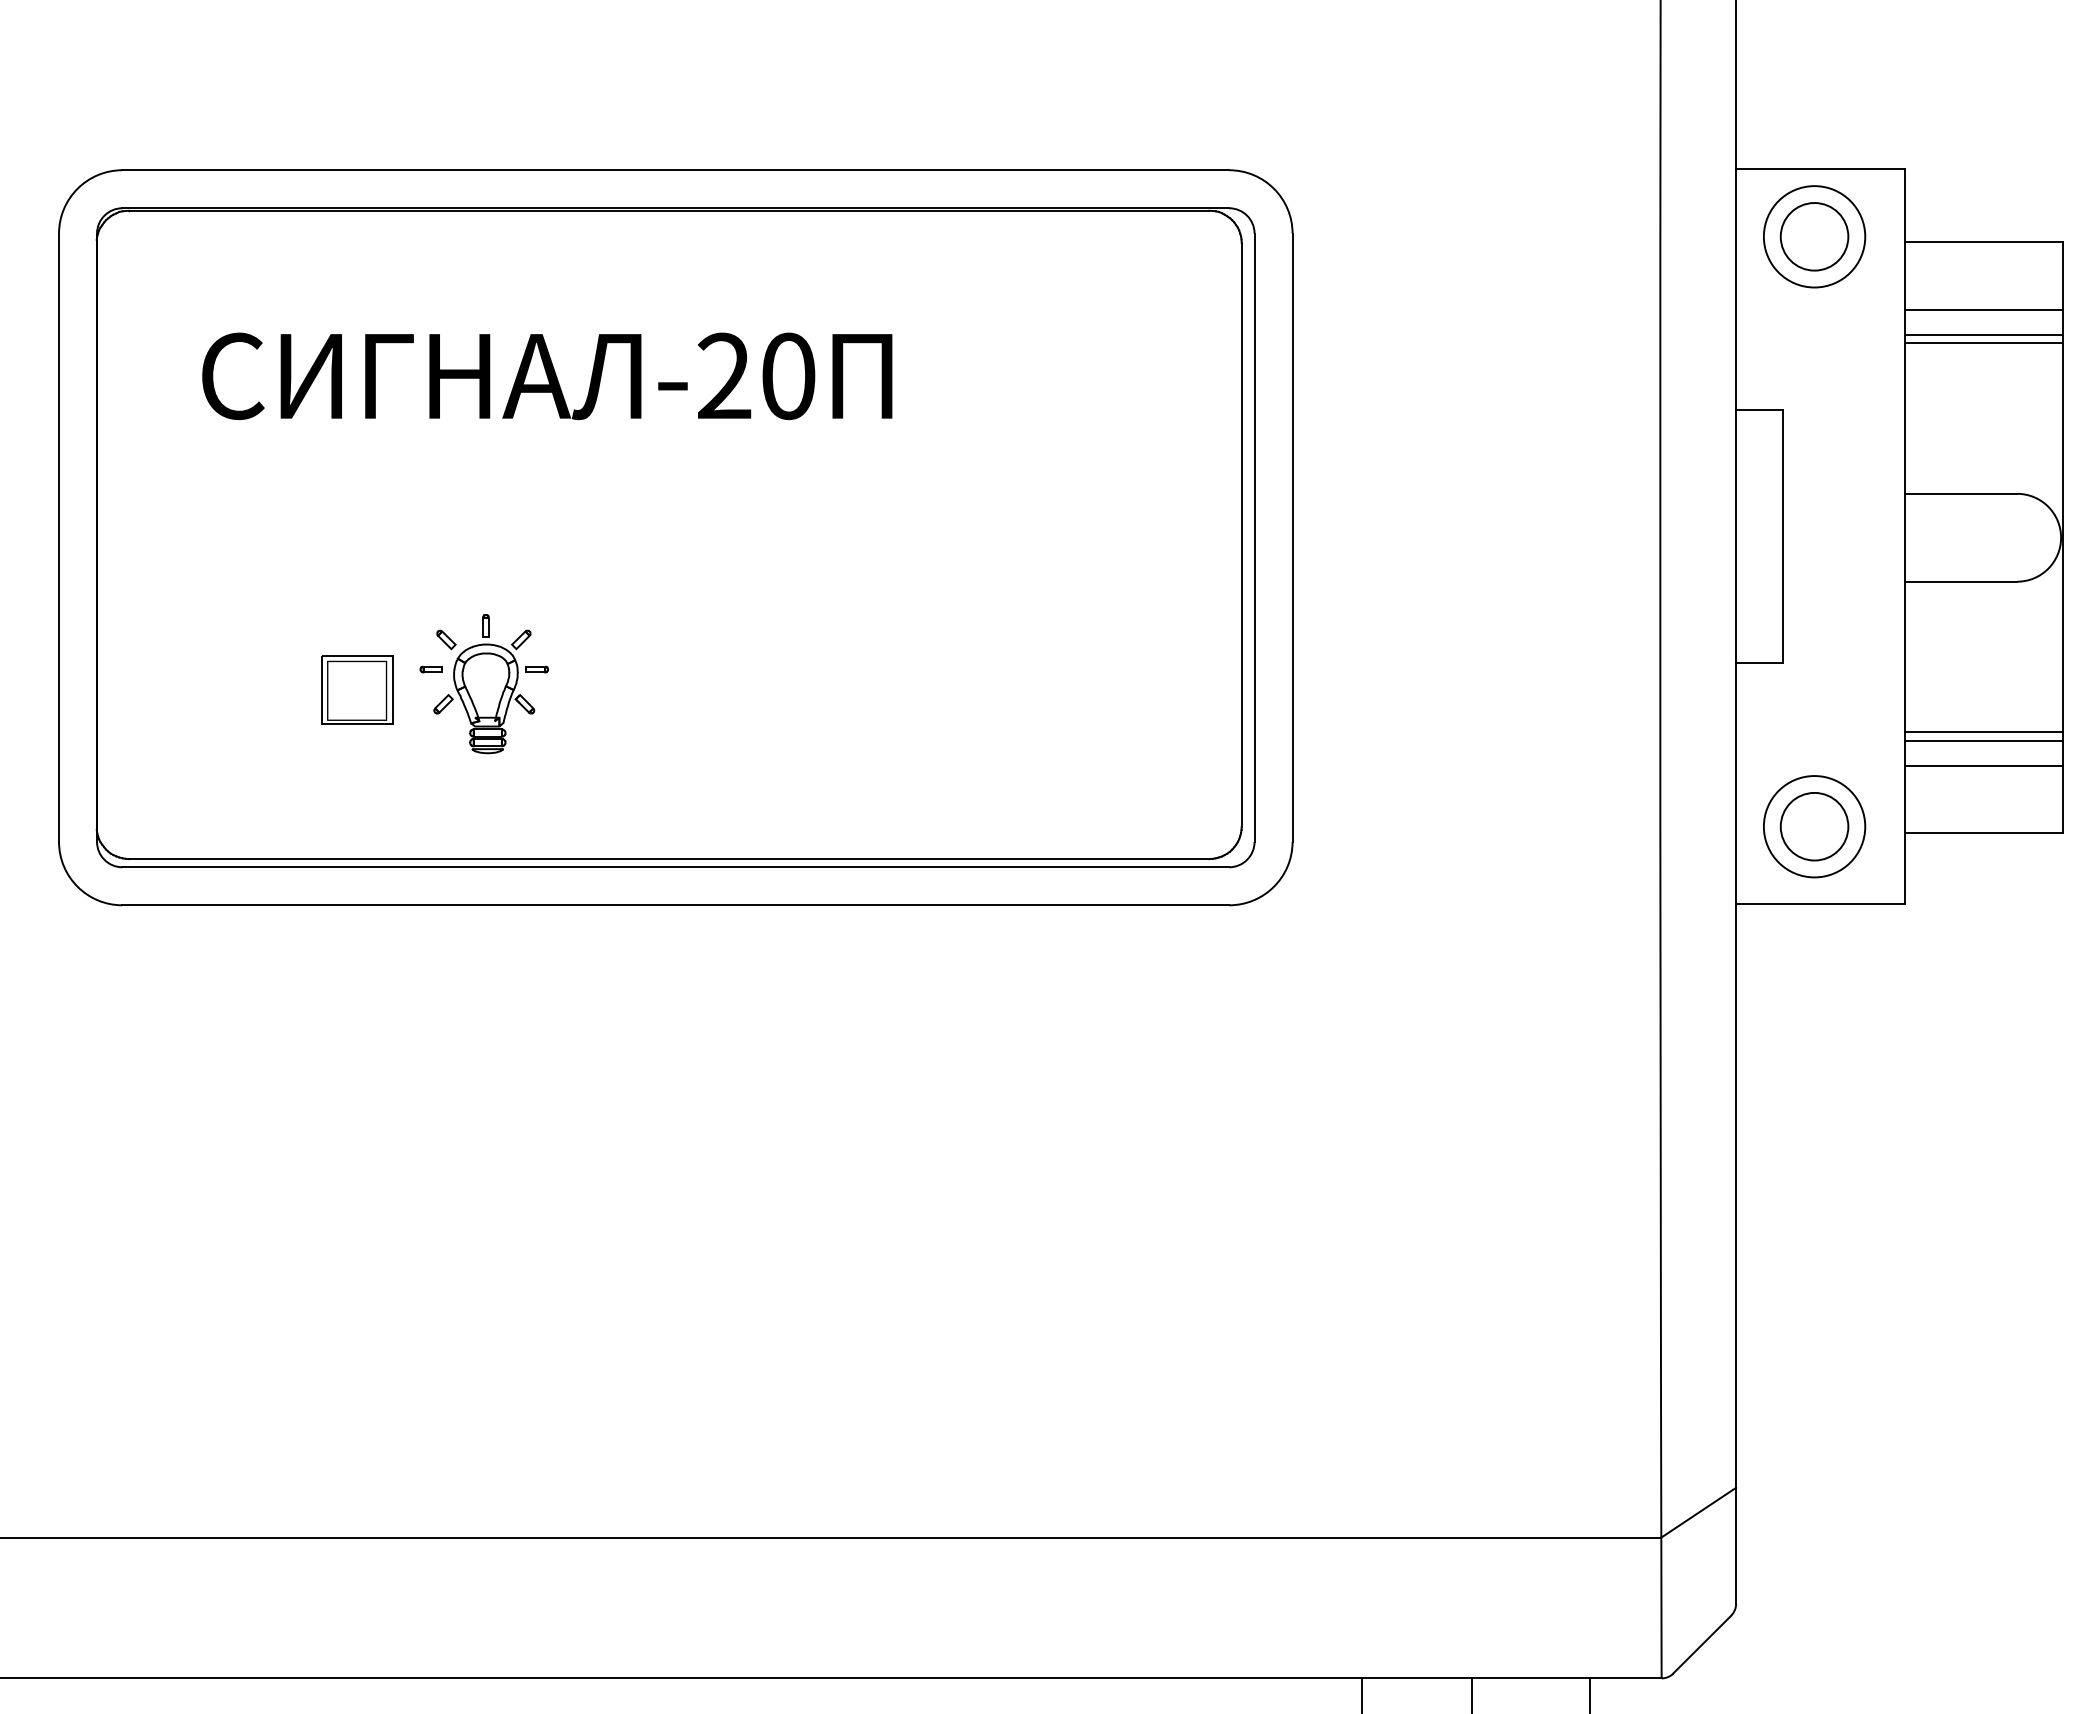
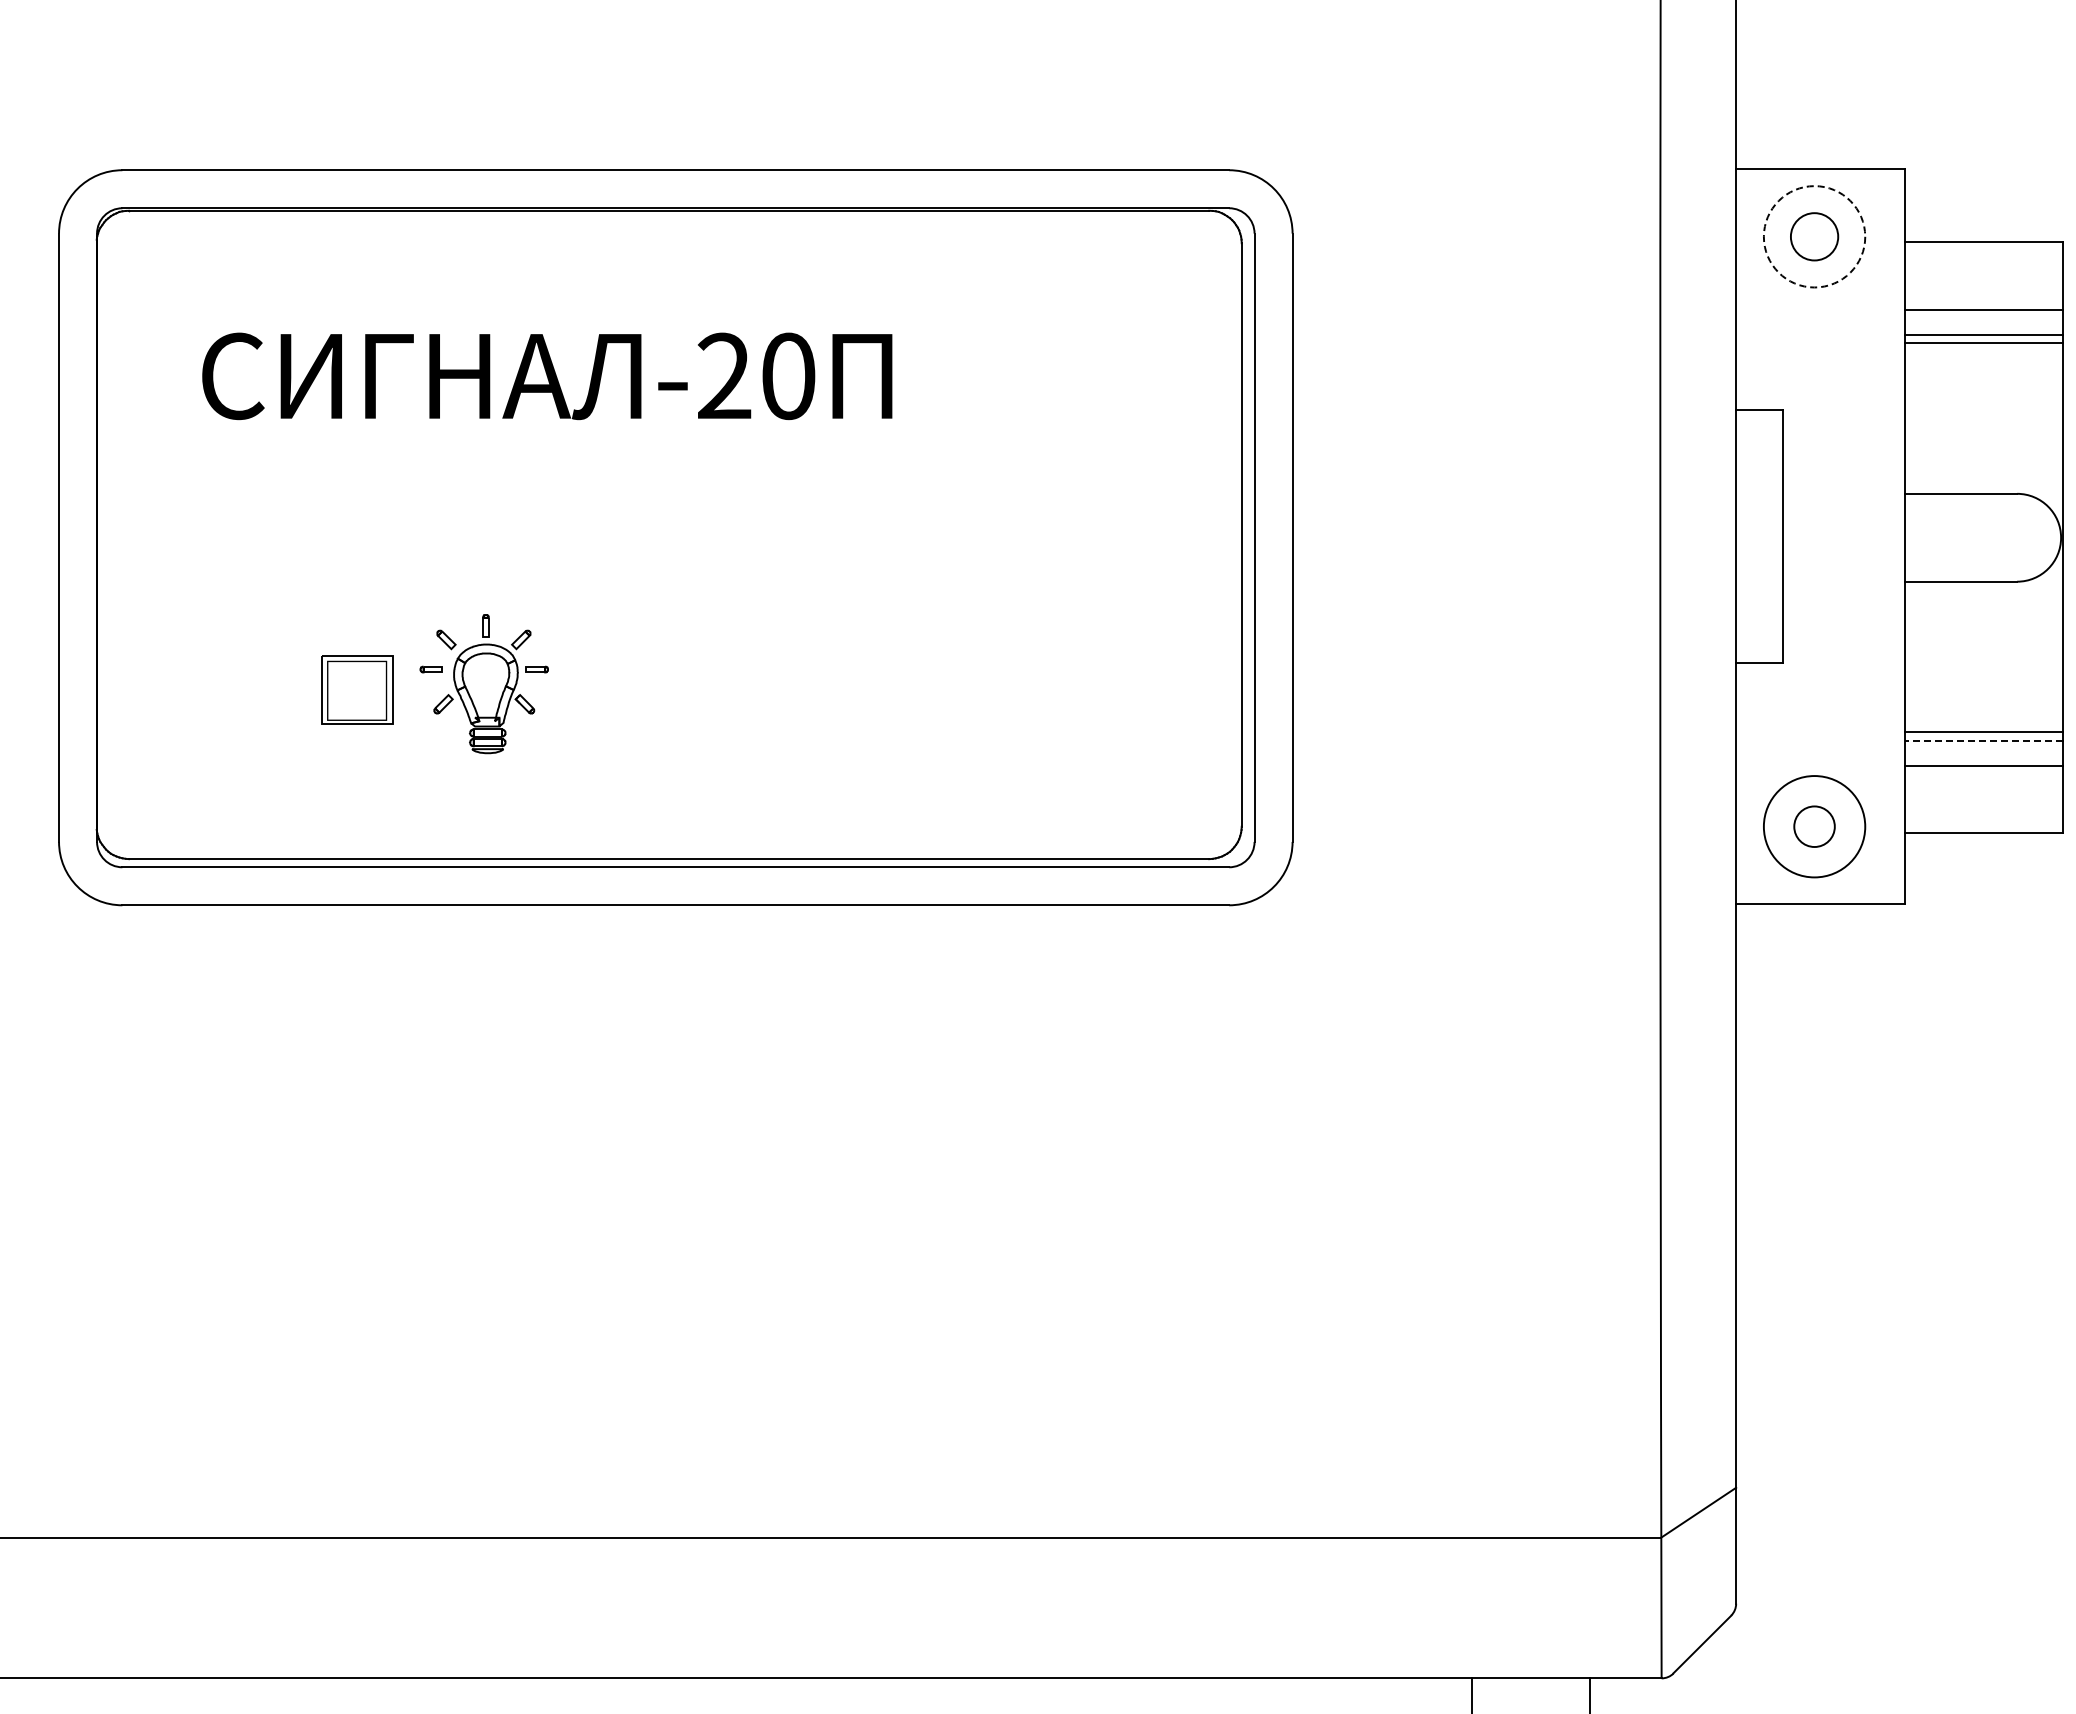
circle diameter: 68 px -> 47 px (1814, 236)
circle: solid -> dashed (1814, 236)
line: solid -> dashed (1983, 740)
circle diameter: 68 px -> 41 px (1814, 826)
line: present -> none (1361, 1694)
